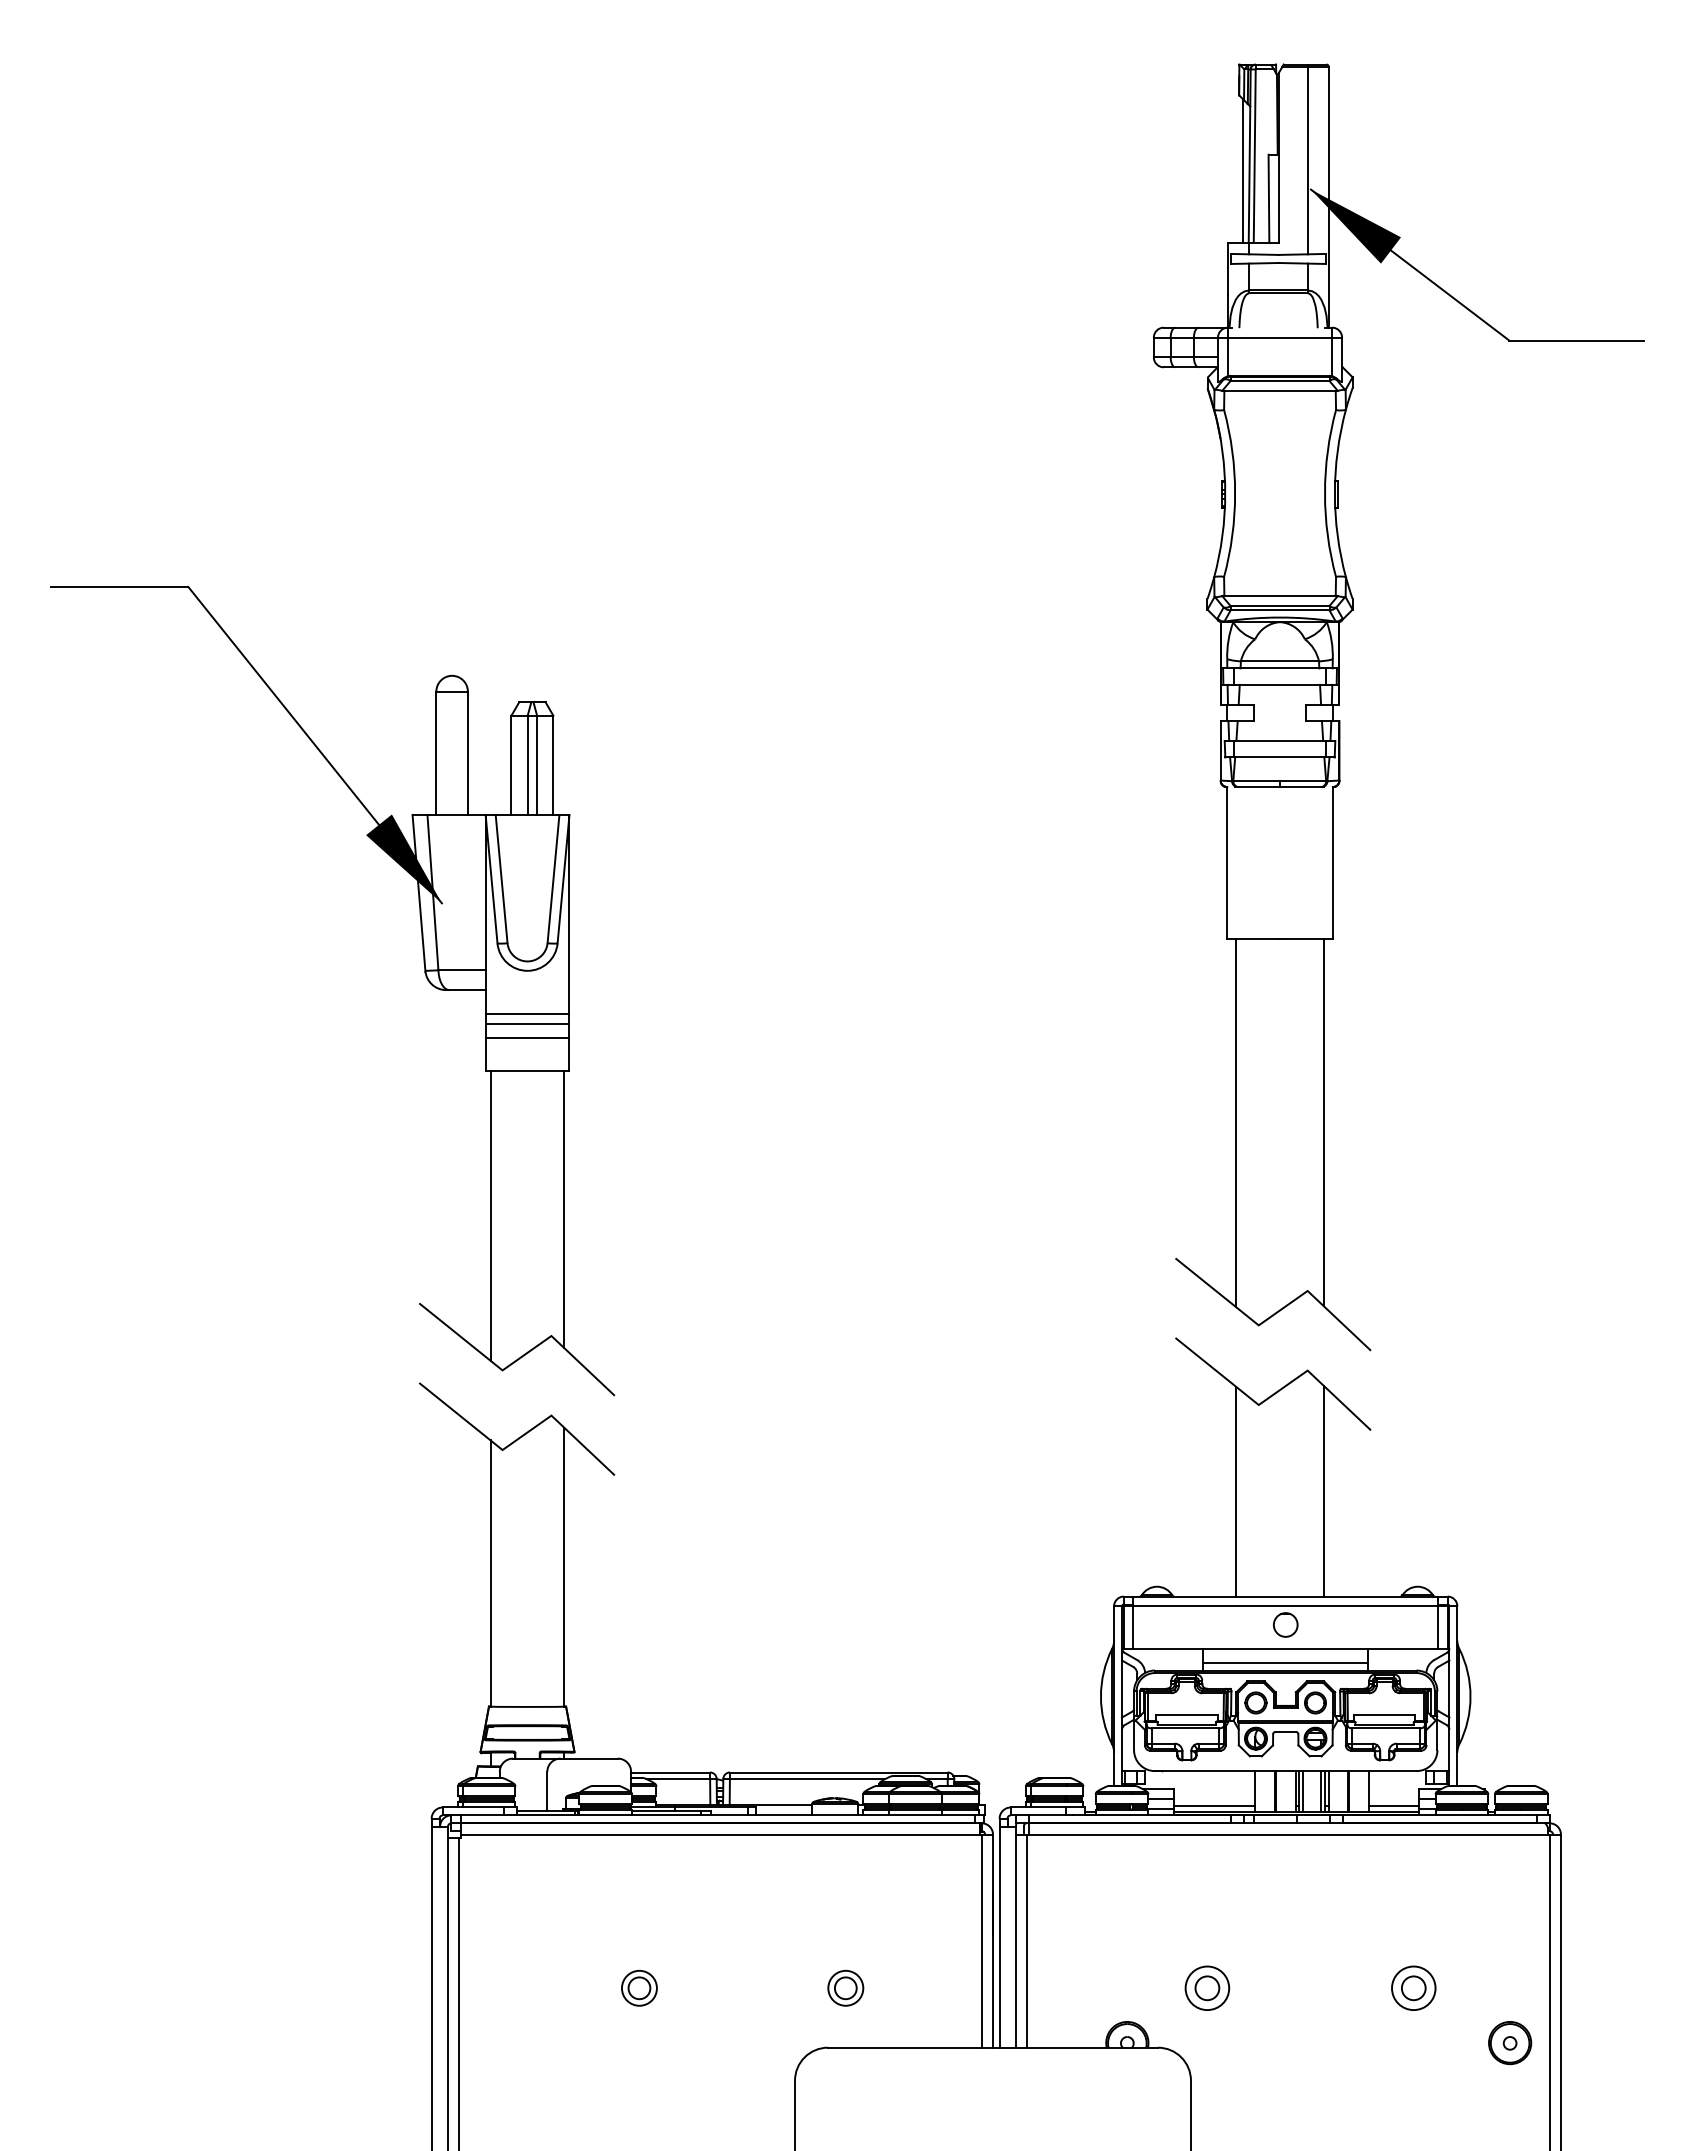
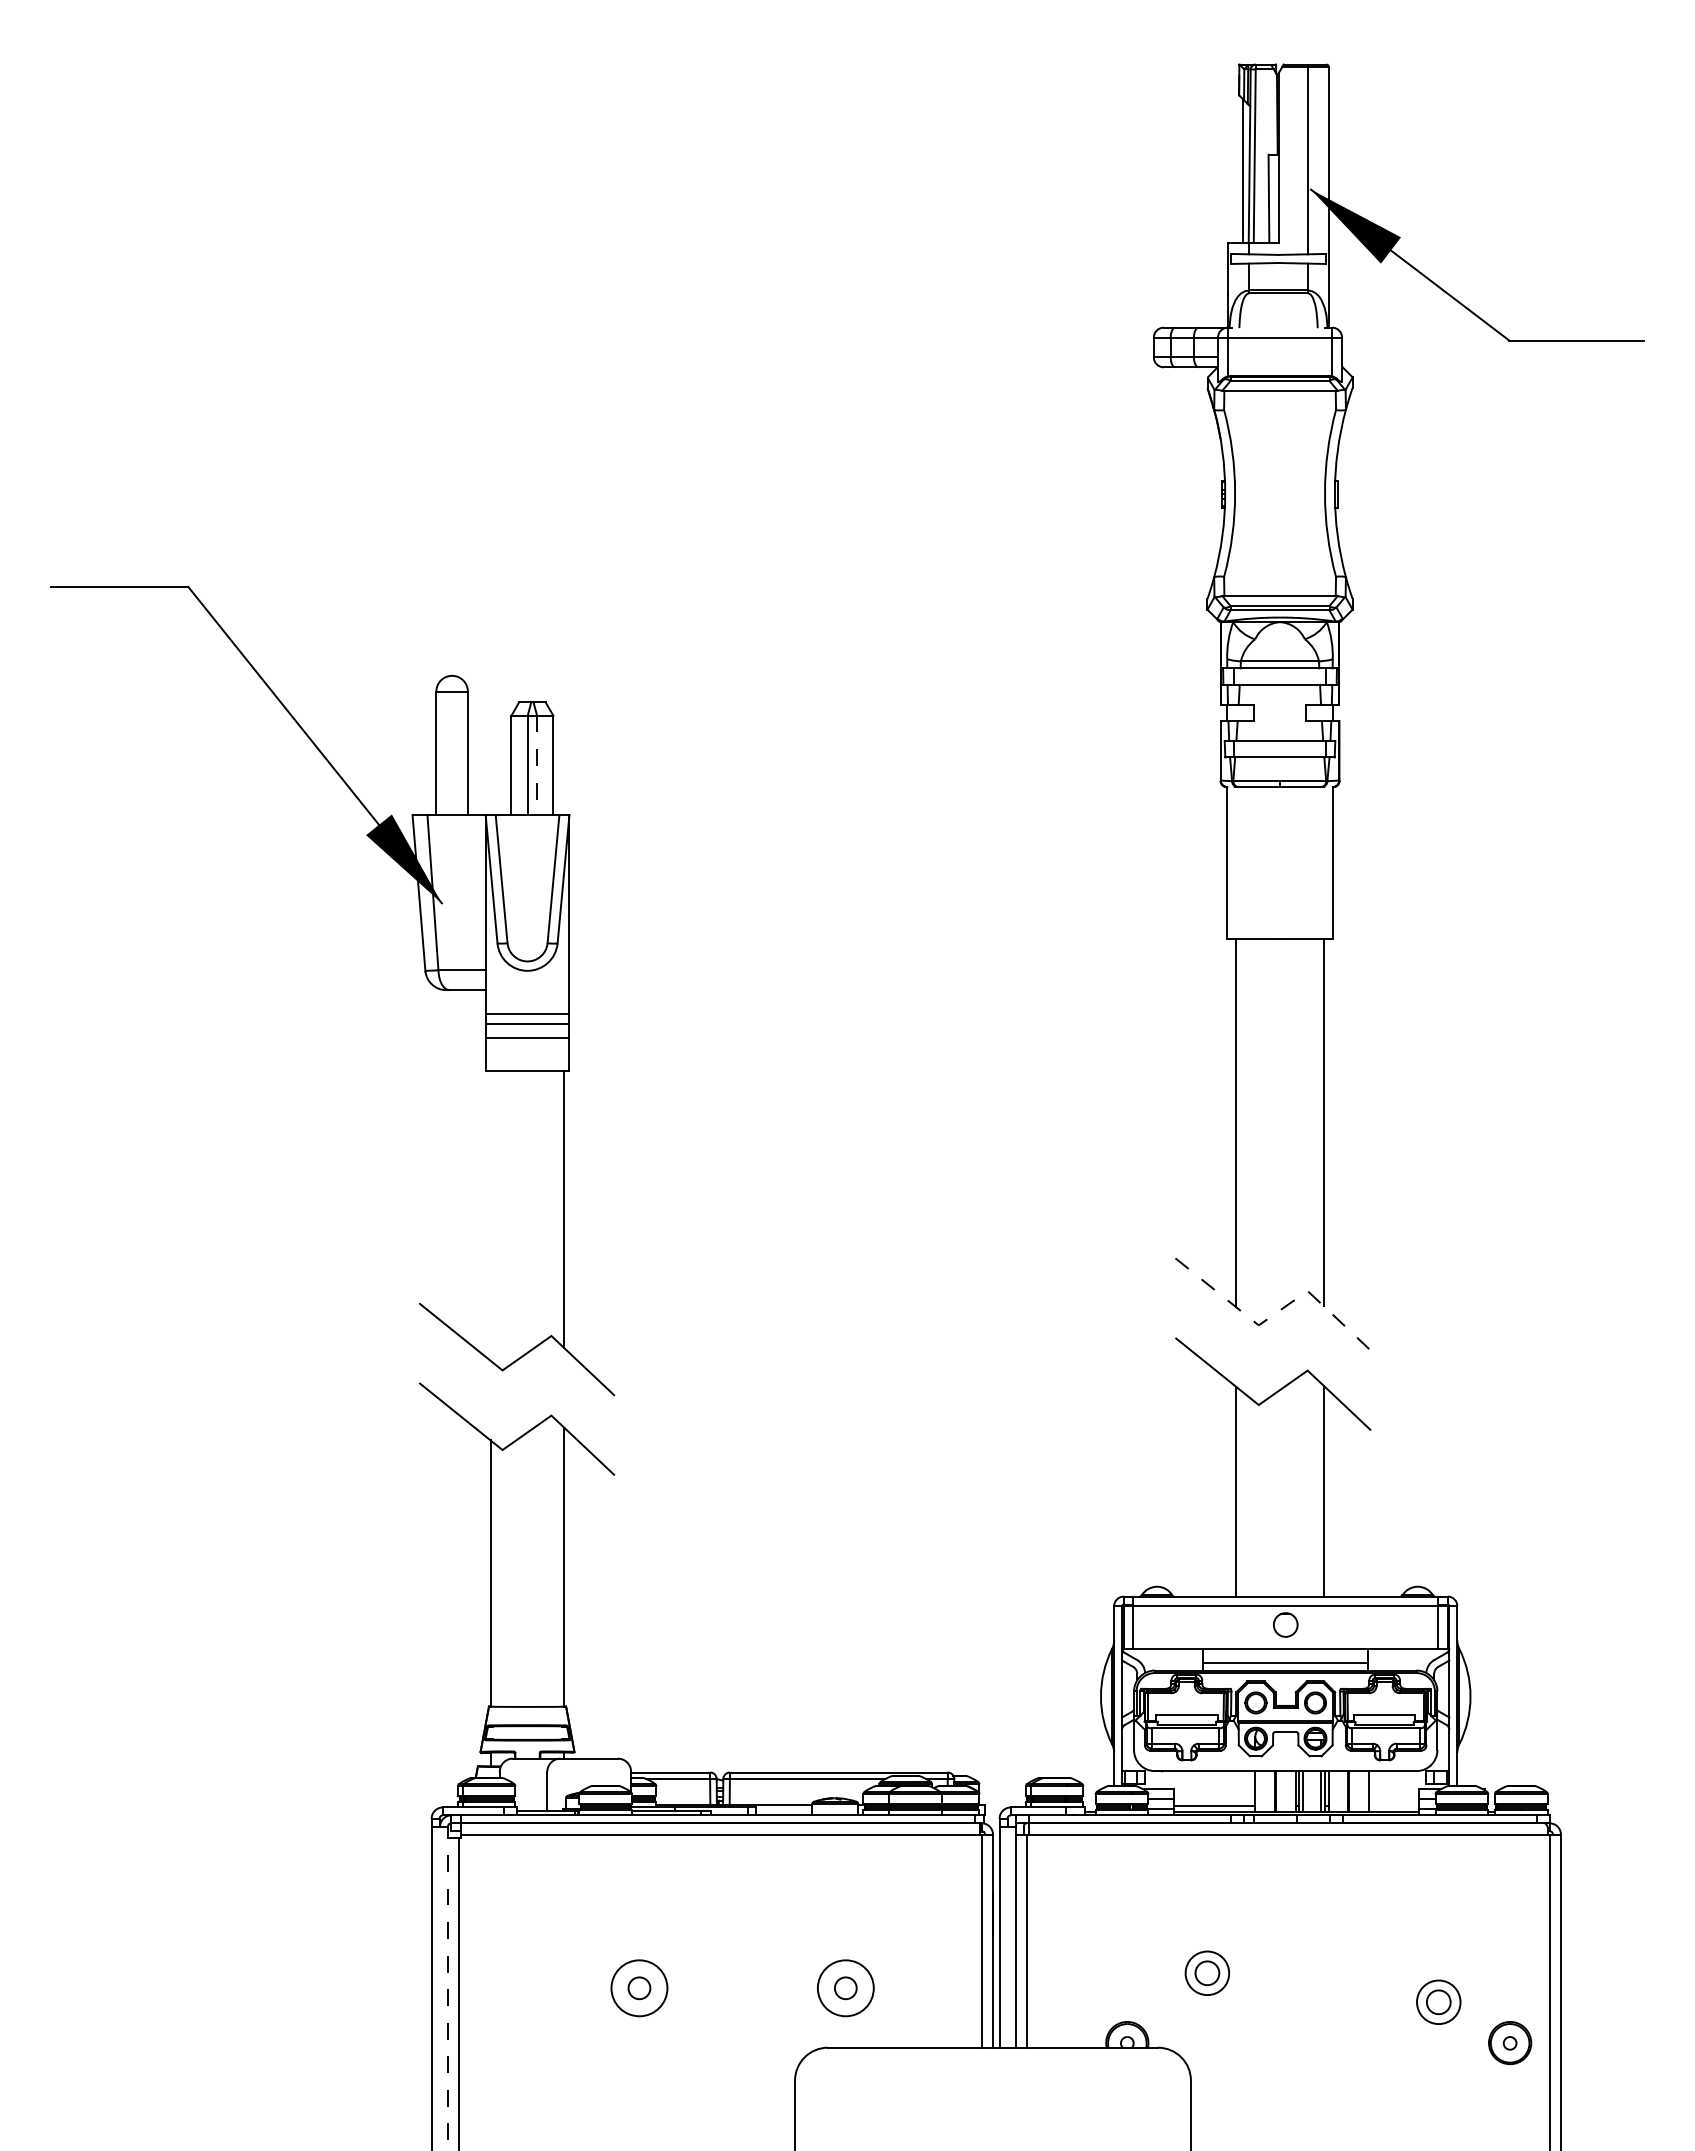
line: solid -> dashed (537, 765)
line: present -> none (490, 1215)
line: solid -> dashed (1275, 1313)
line: present -> none (1393, 1805)
circle diameter: 35 px -> 56 px (639, 1988)
circle diameter: 35 px -> 56 px (845, 1988)
part position: (1207, 1987) -> (1207, 1972) (1207, 1972)
part position: (1413, 1987) -> (1438, 2001) (1438, 2001)
line: solid -> dashed (448, 1988)
